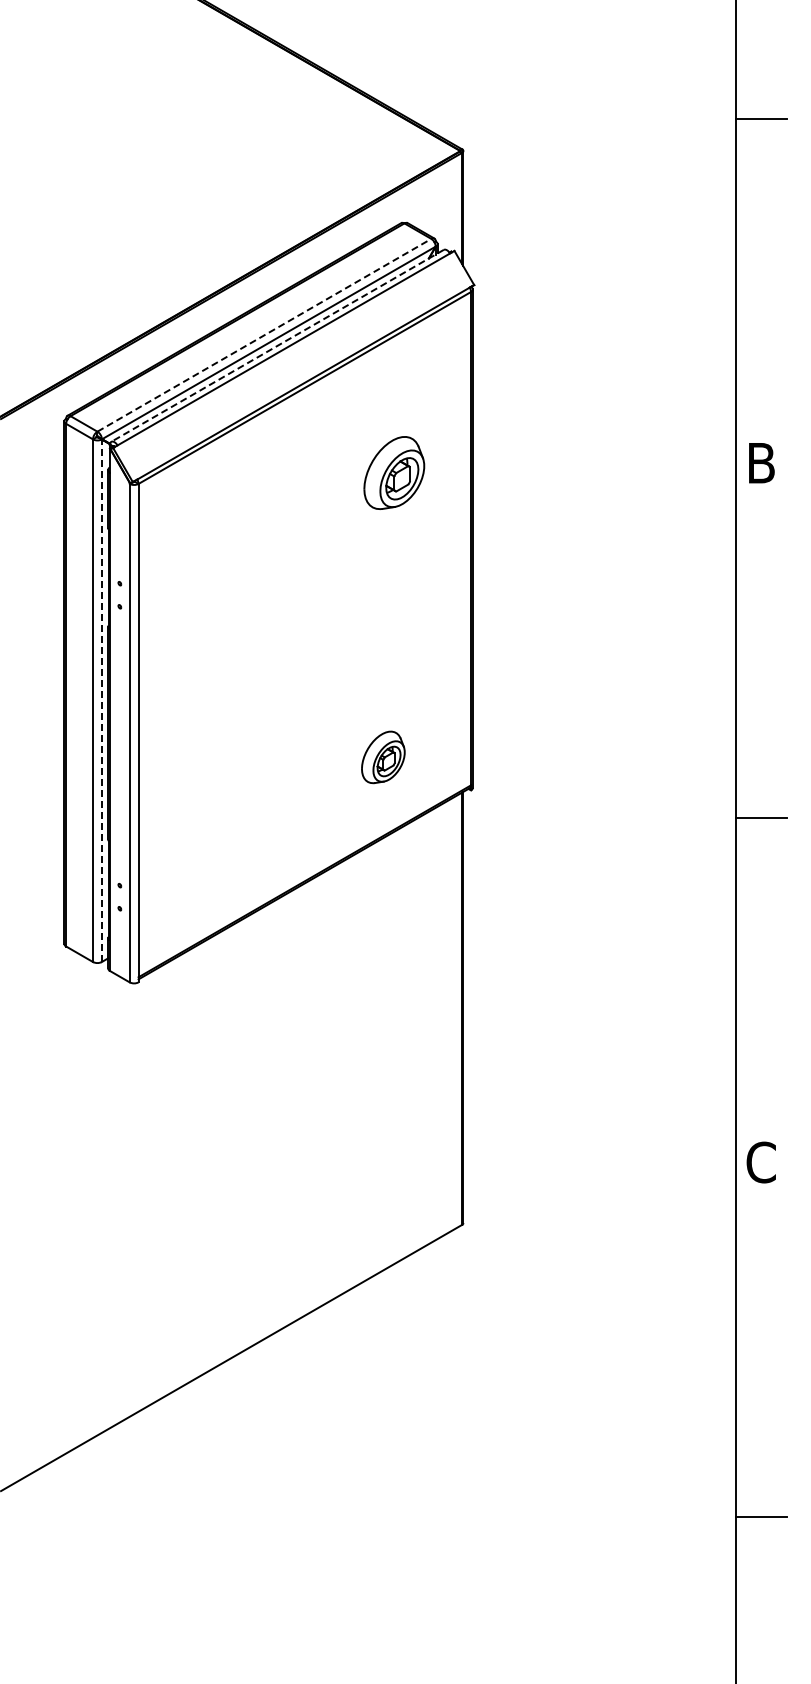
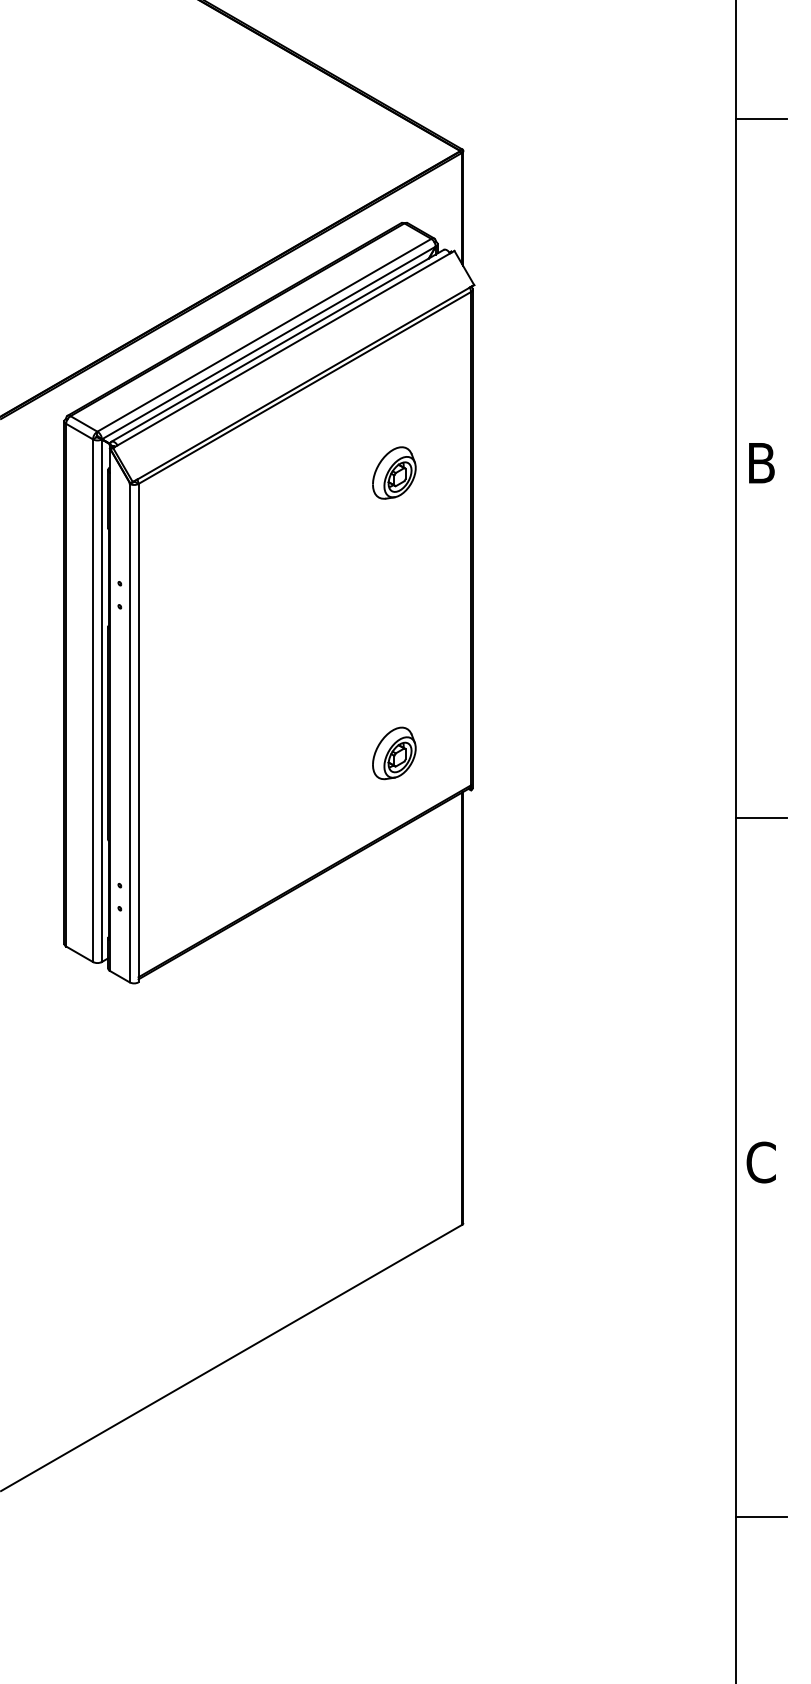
line: dashed -> solid (264, 335)
line: dashed -> solid (277, 345)
part size: 63x74 px -> 45x54 px (394, 472)
line: dashed -> solid (101, 700)
part position: (383, 757) -> (394, 753) (394, 753)
